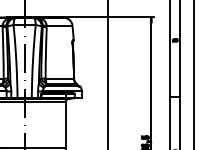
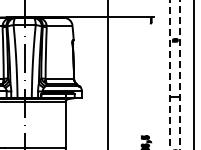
line: solid -> dashed (170, 74)
line: solid -> dashed (179, 74)
line: present -> none (151, 84)
